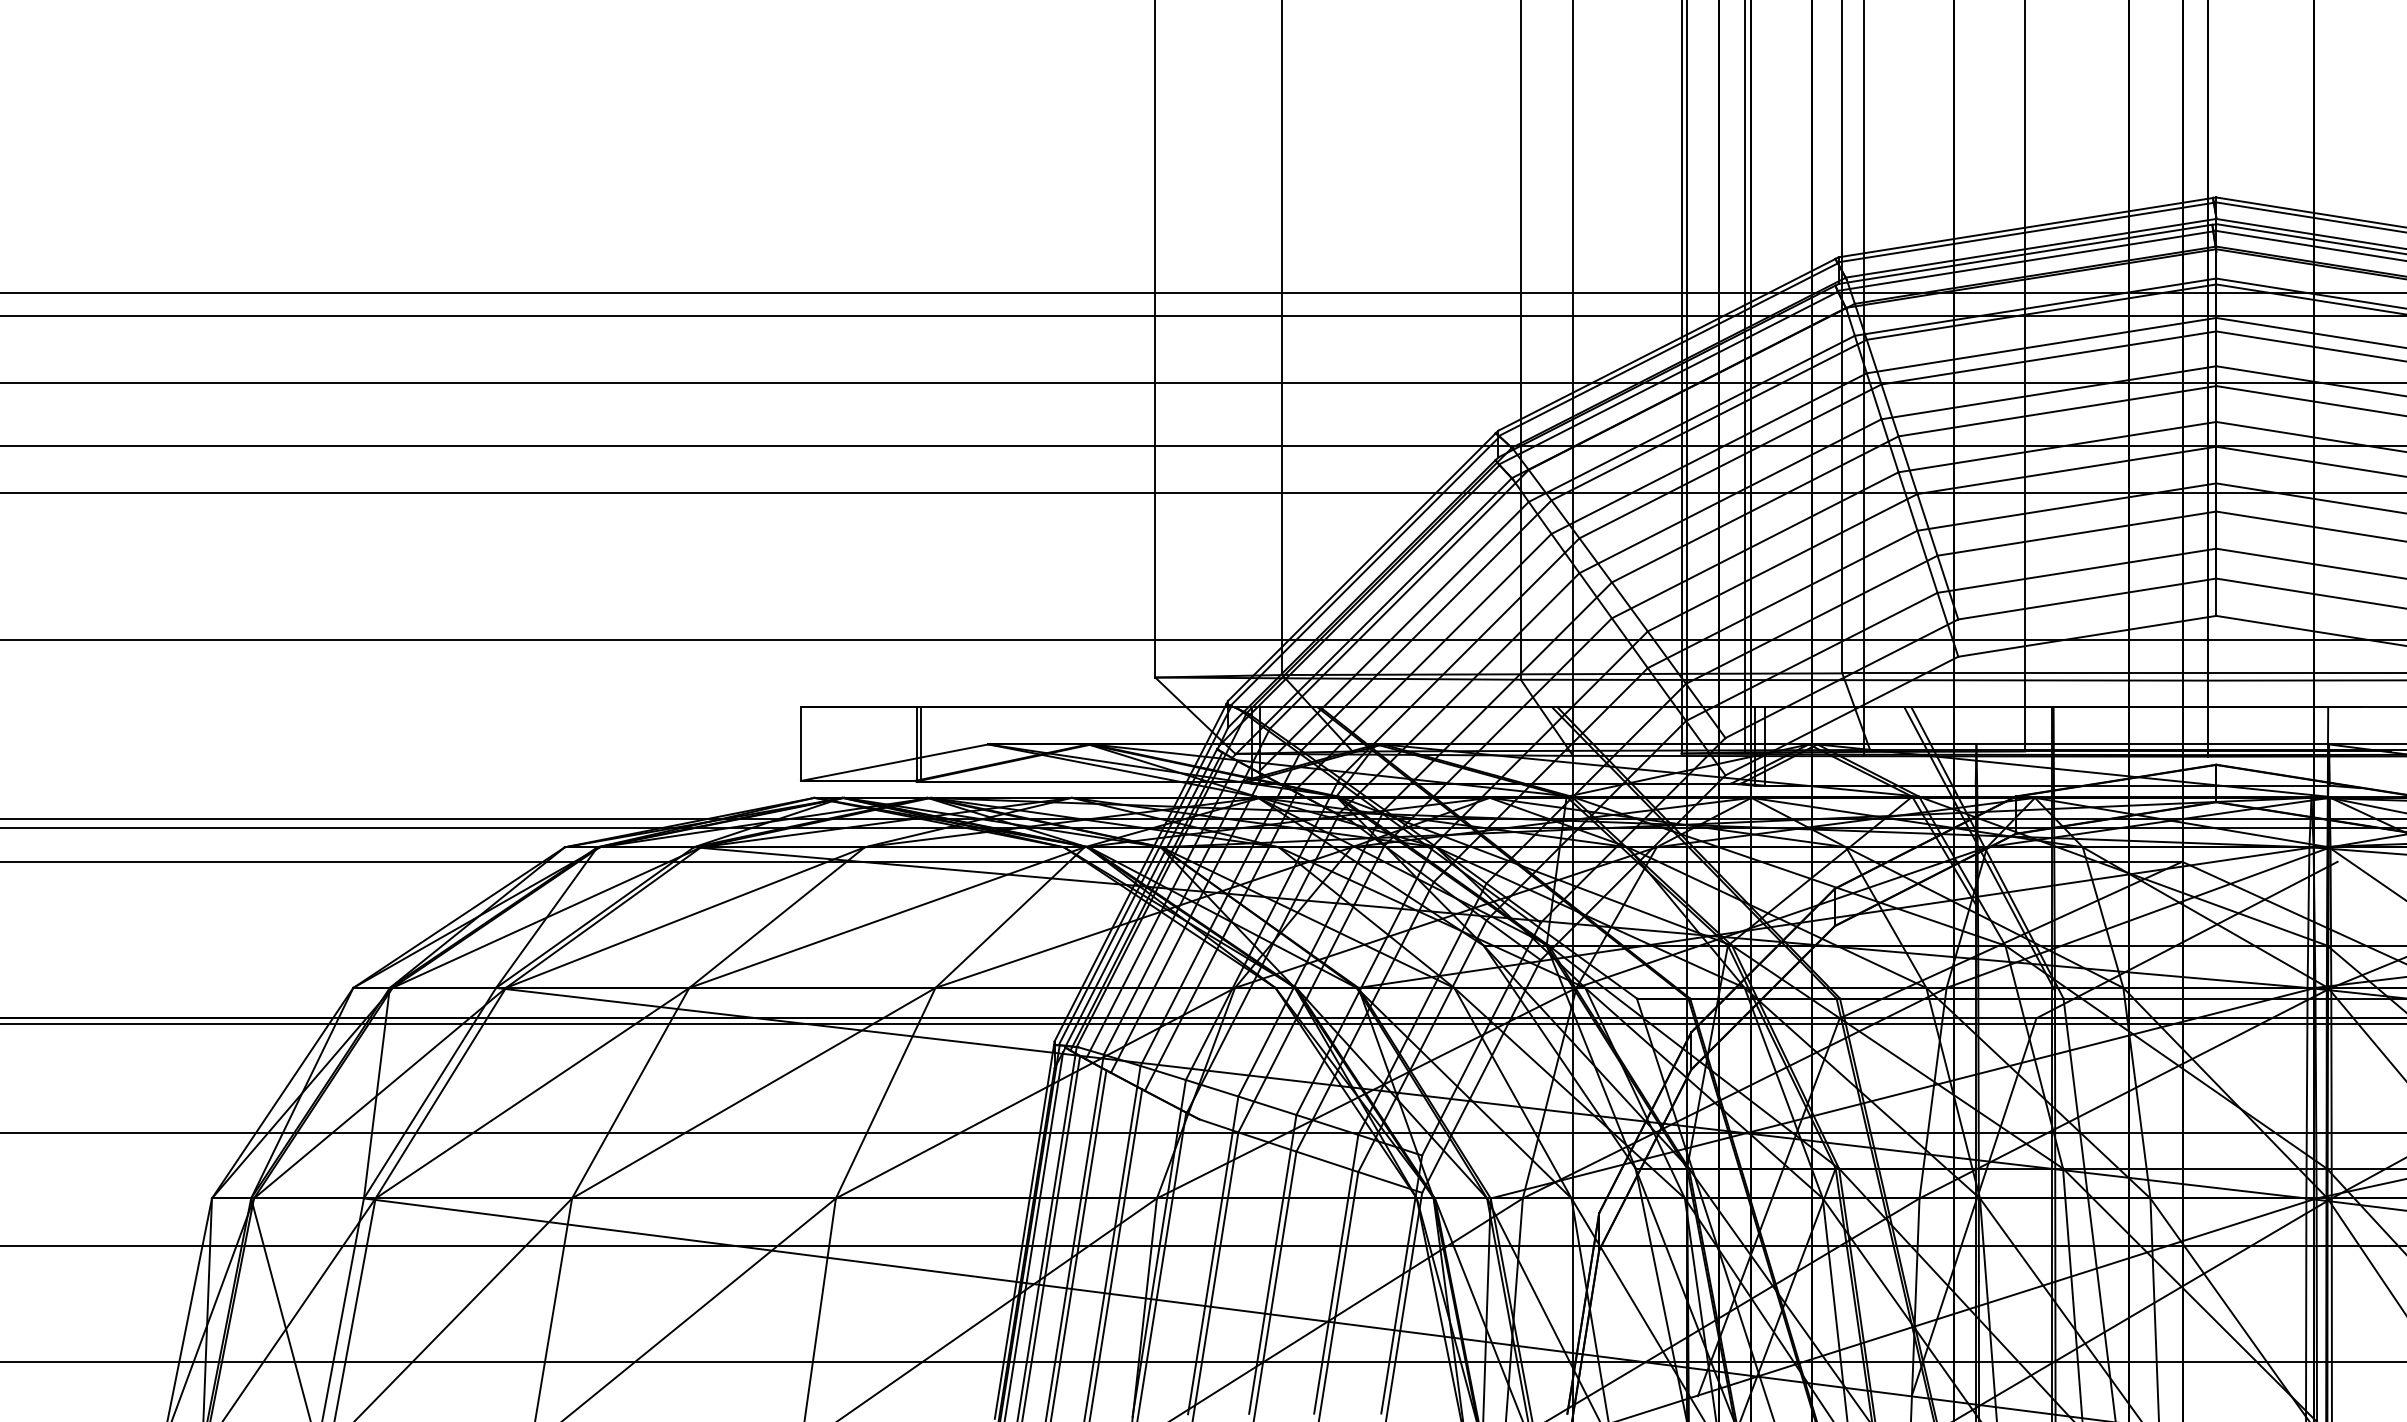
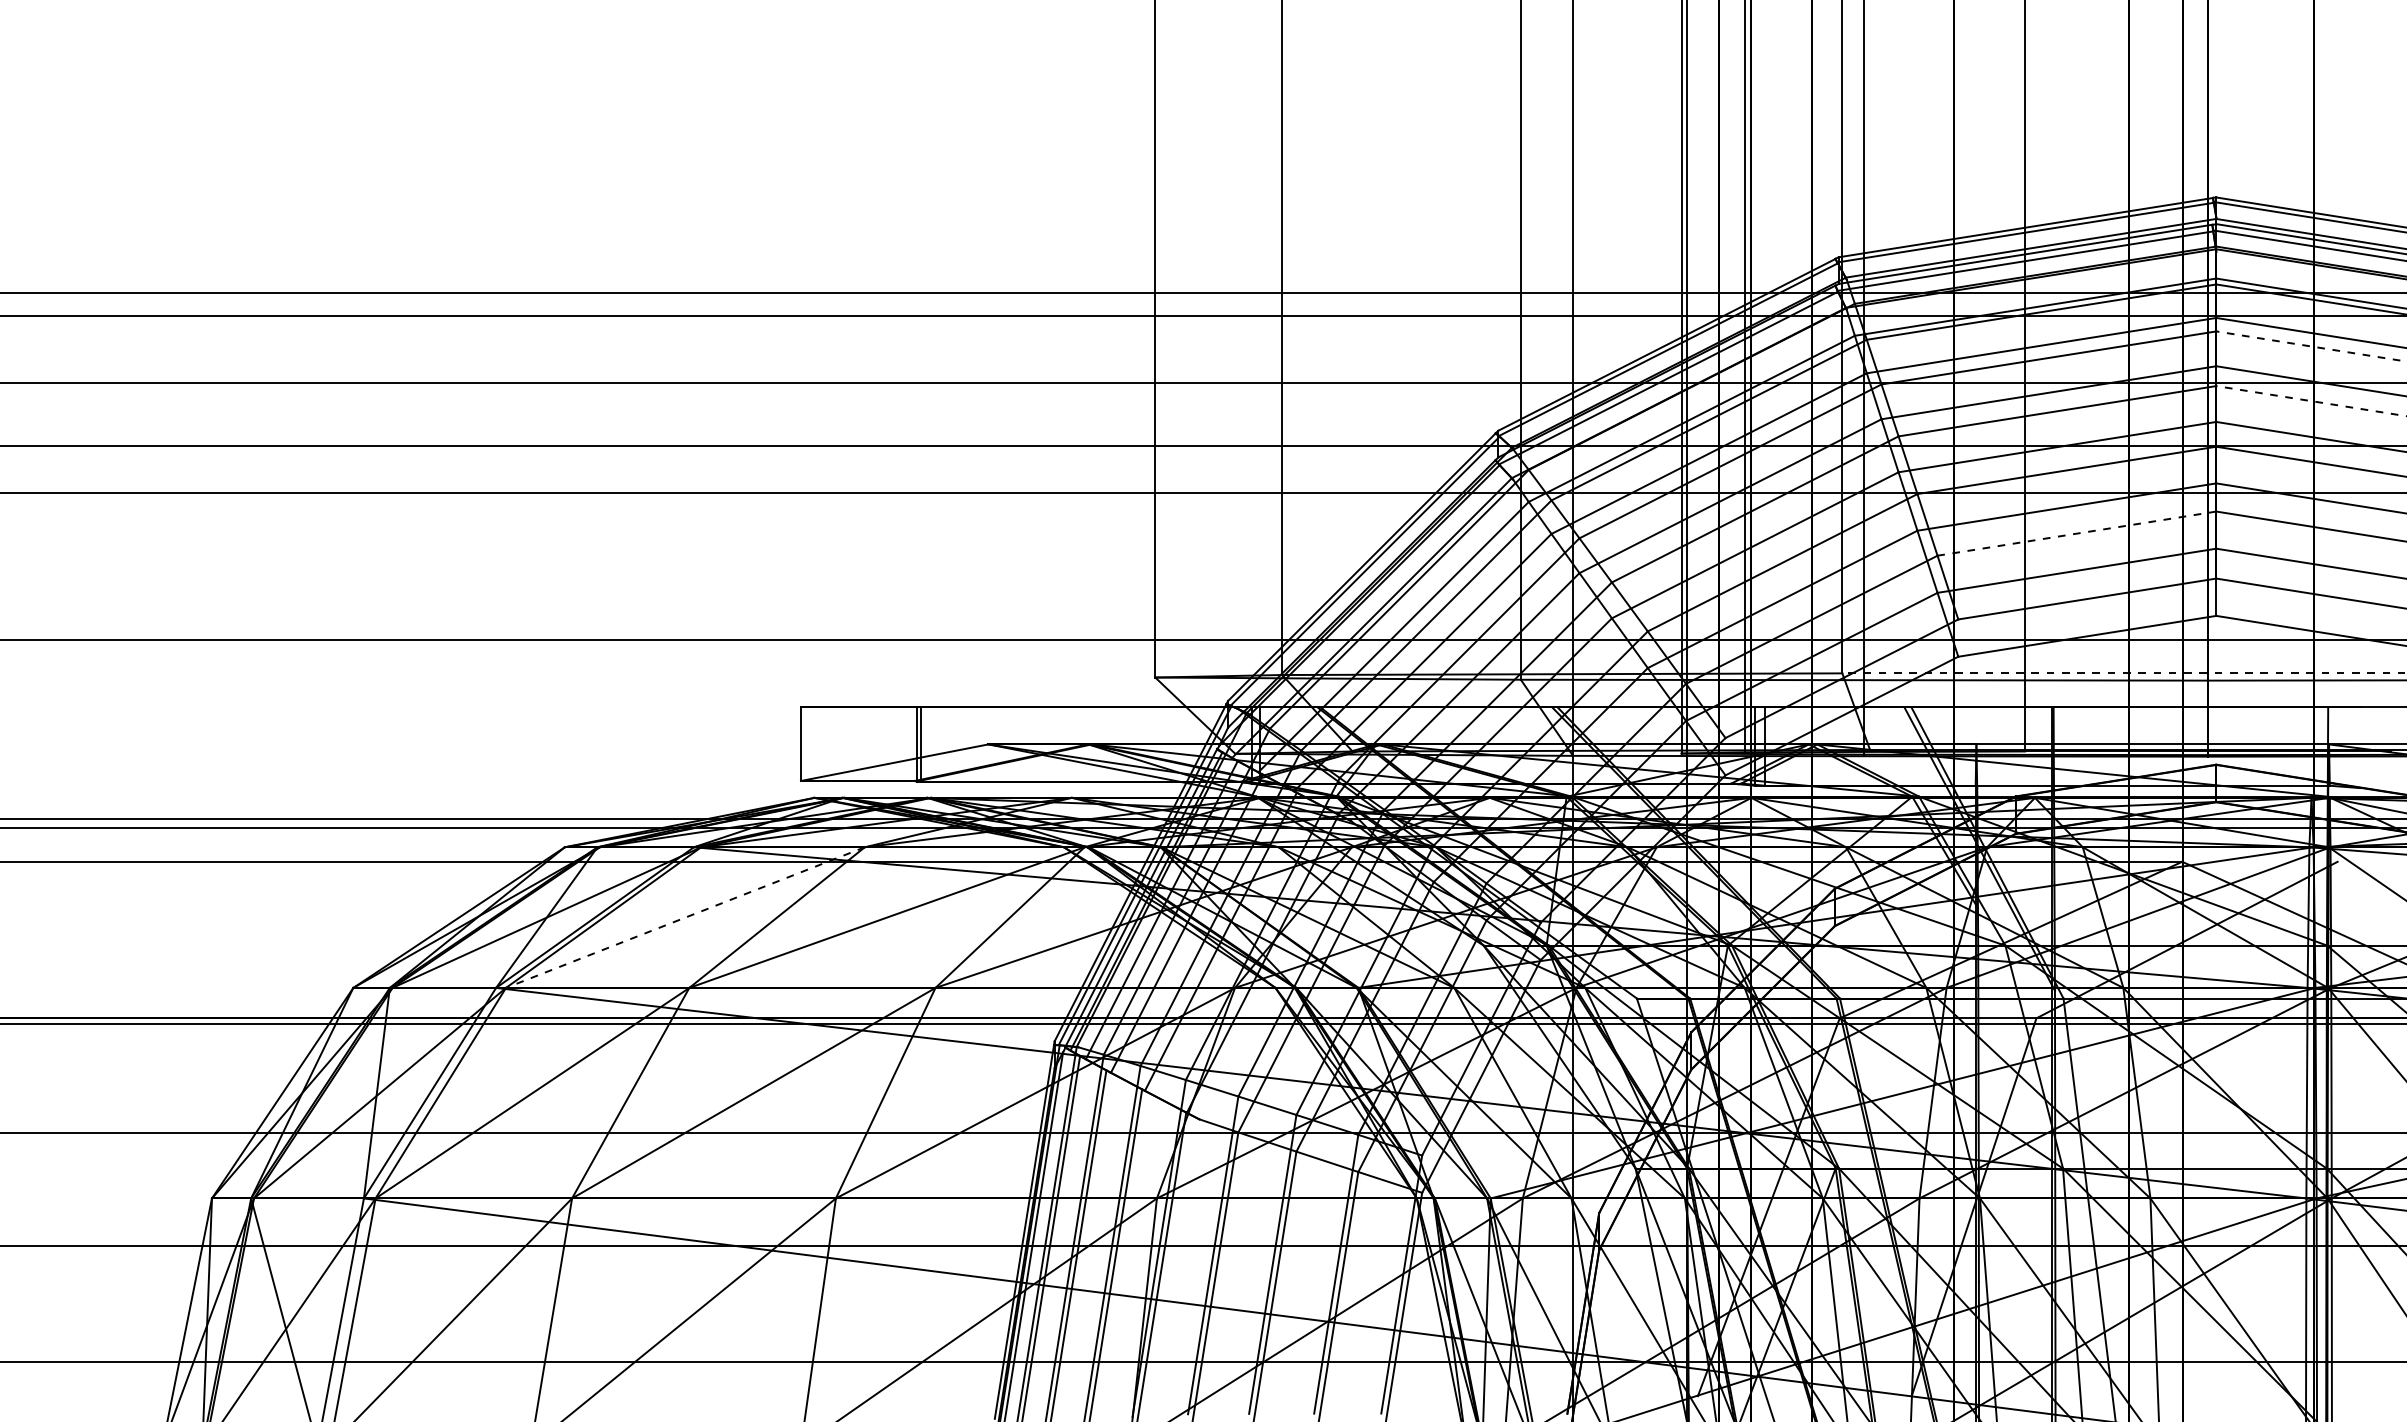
line: solid -> dashed (2311, 346)
line: solid -> dashed (2311, 401)
line: solid -> dashed (2076, 533)
line: solid -> dashed (2123, 673)
line: solid -> dashed (685, 917)
